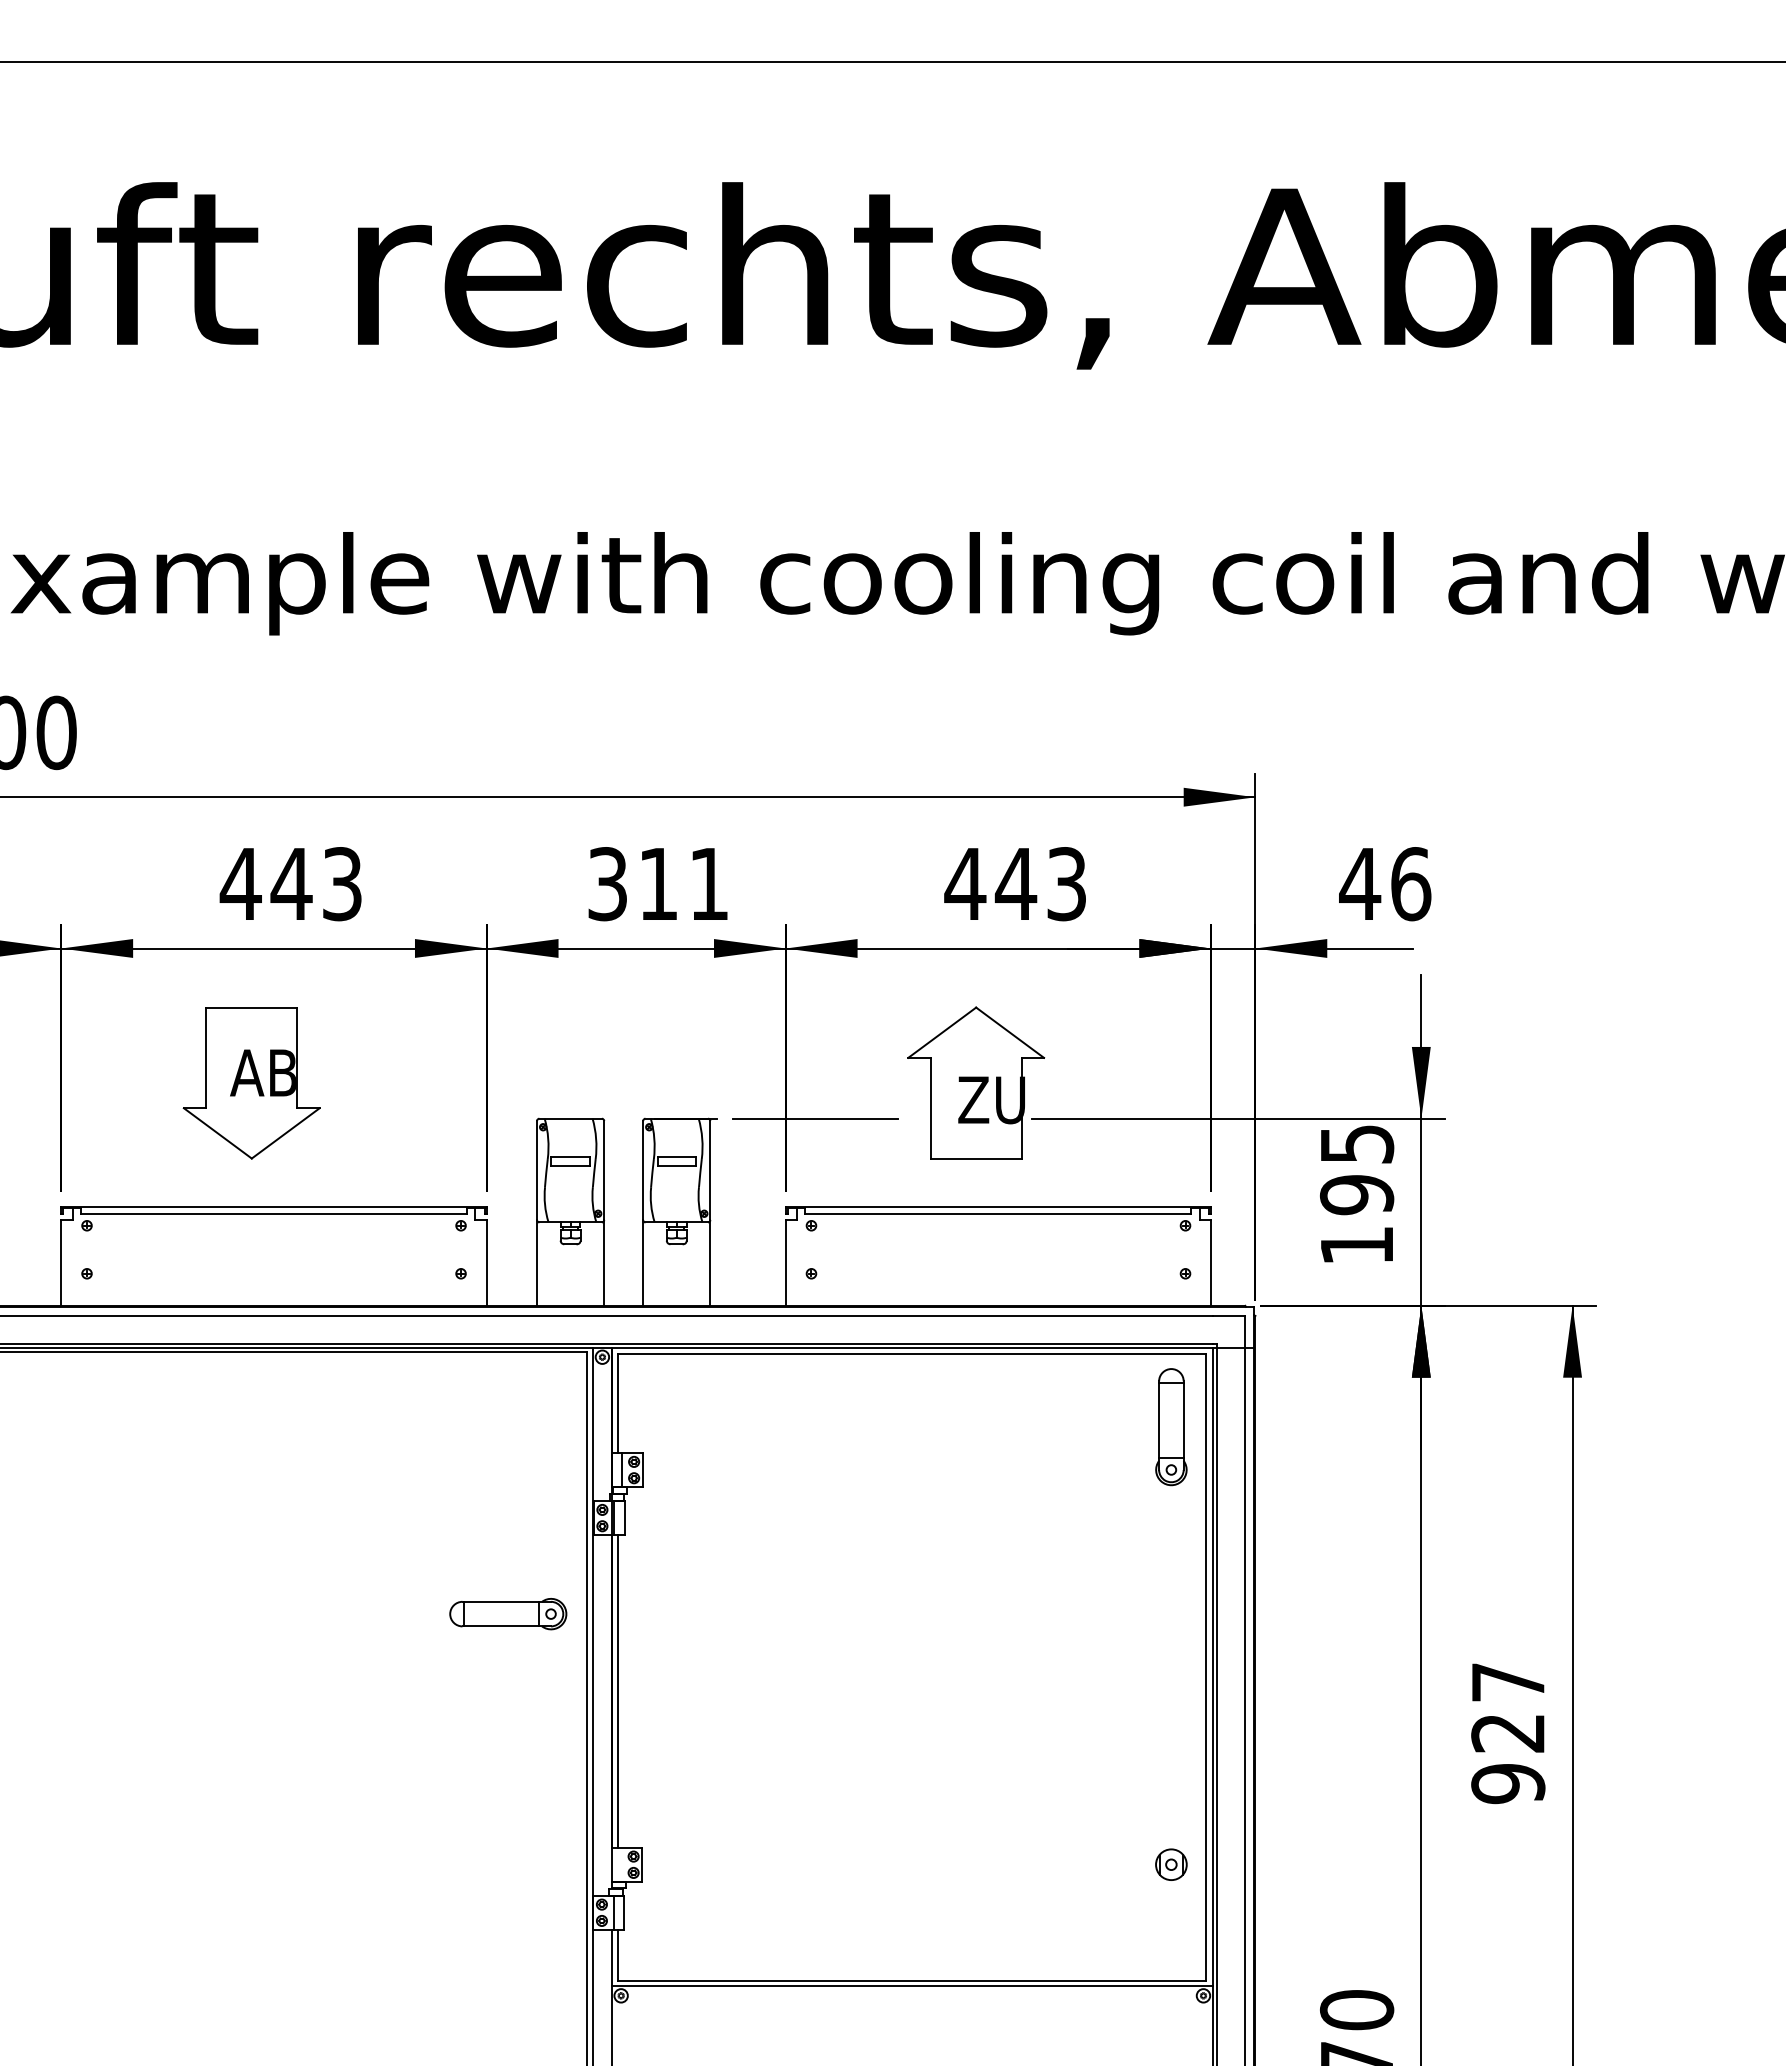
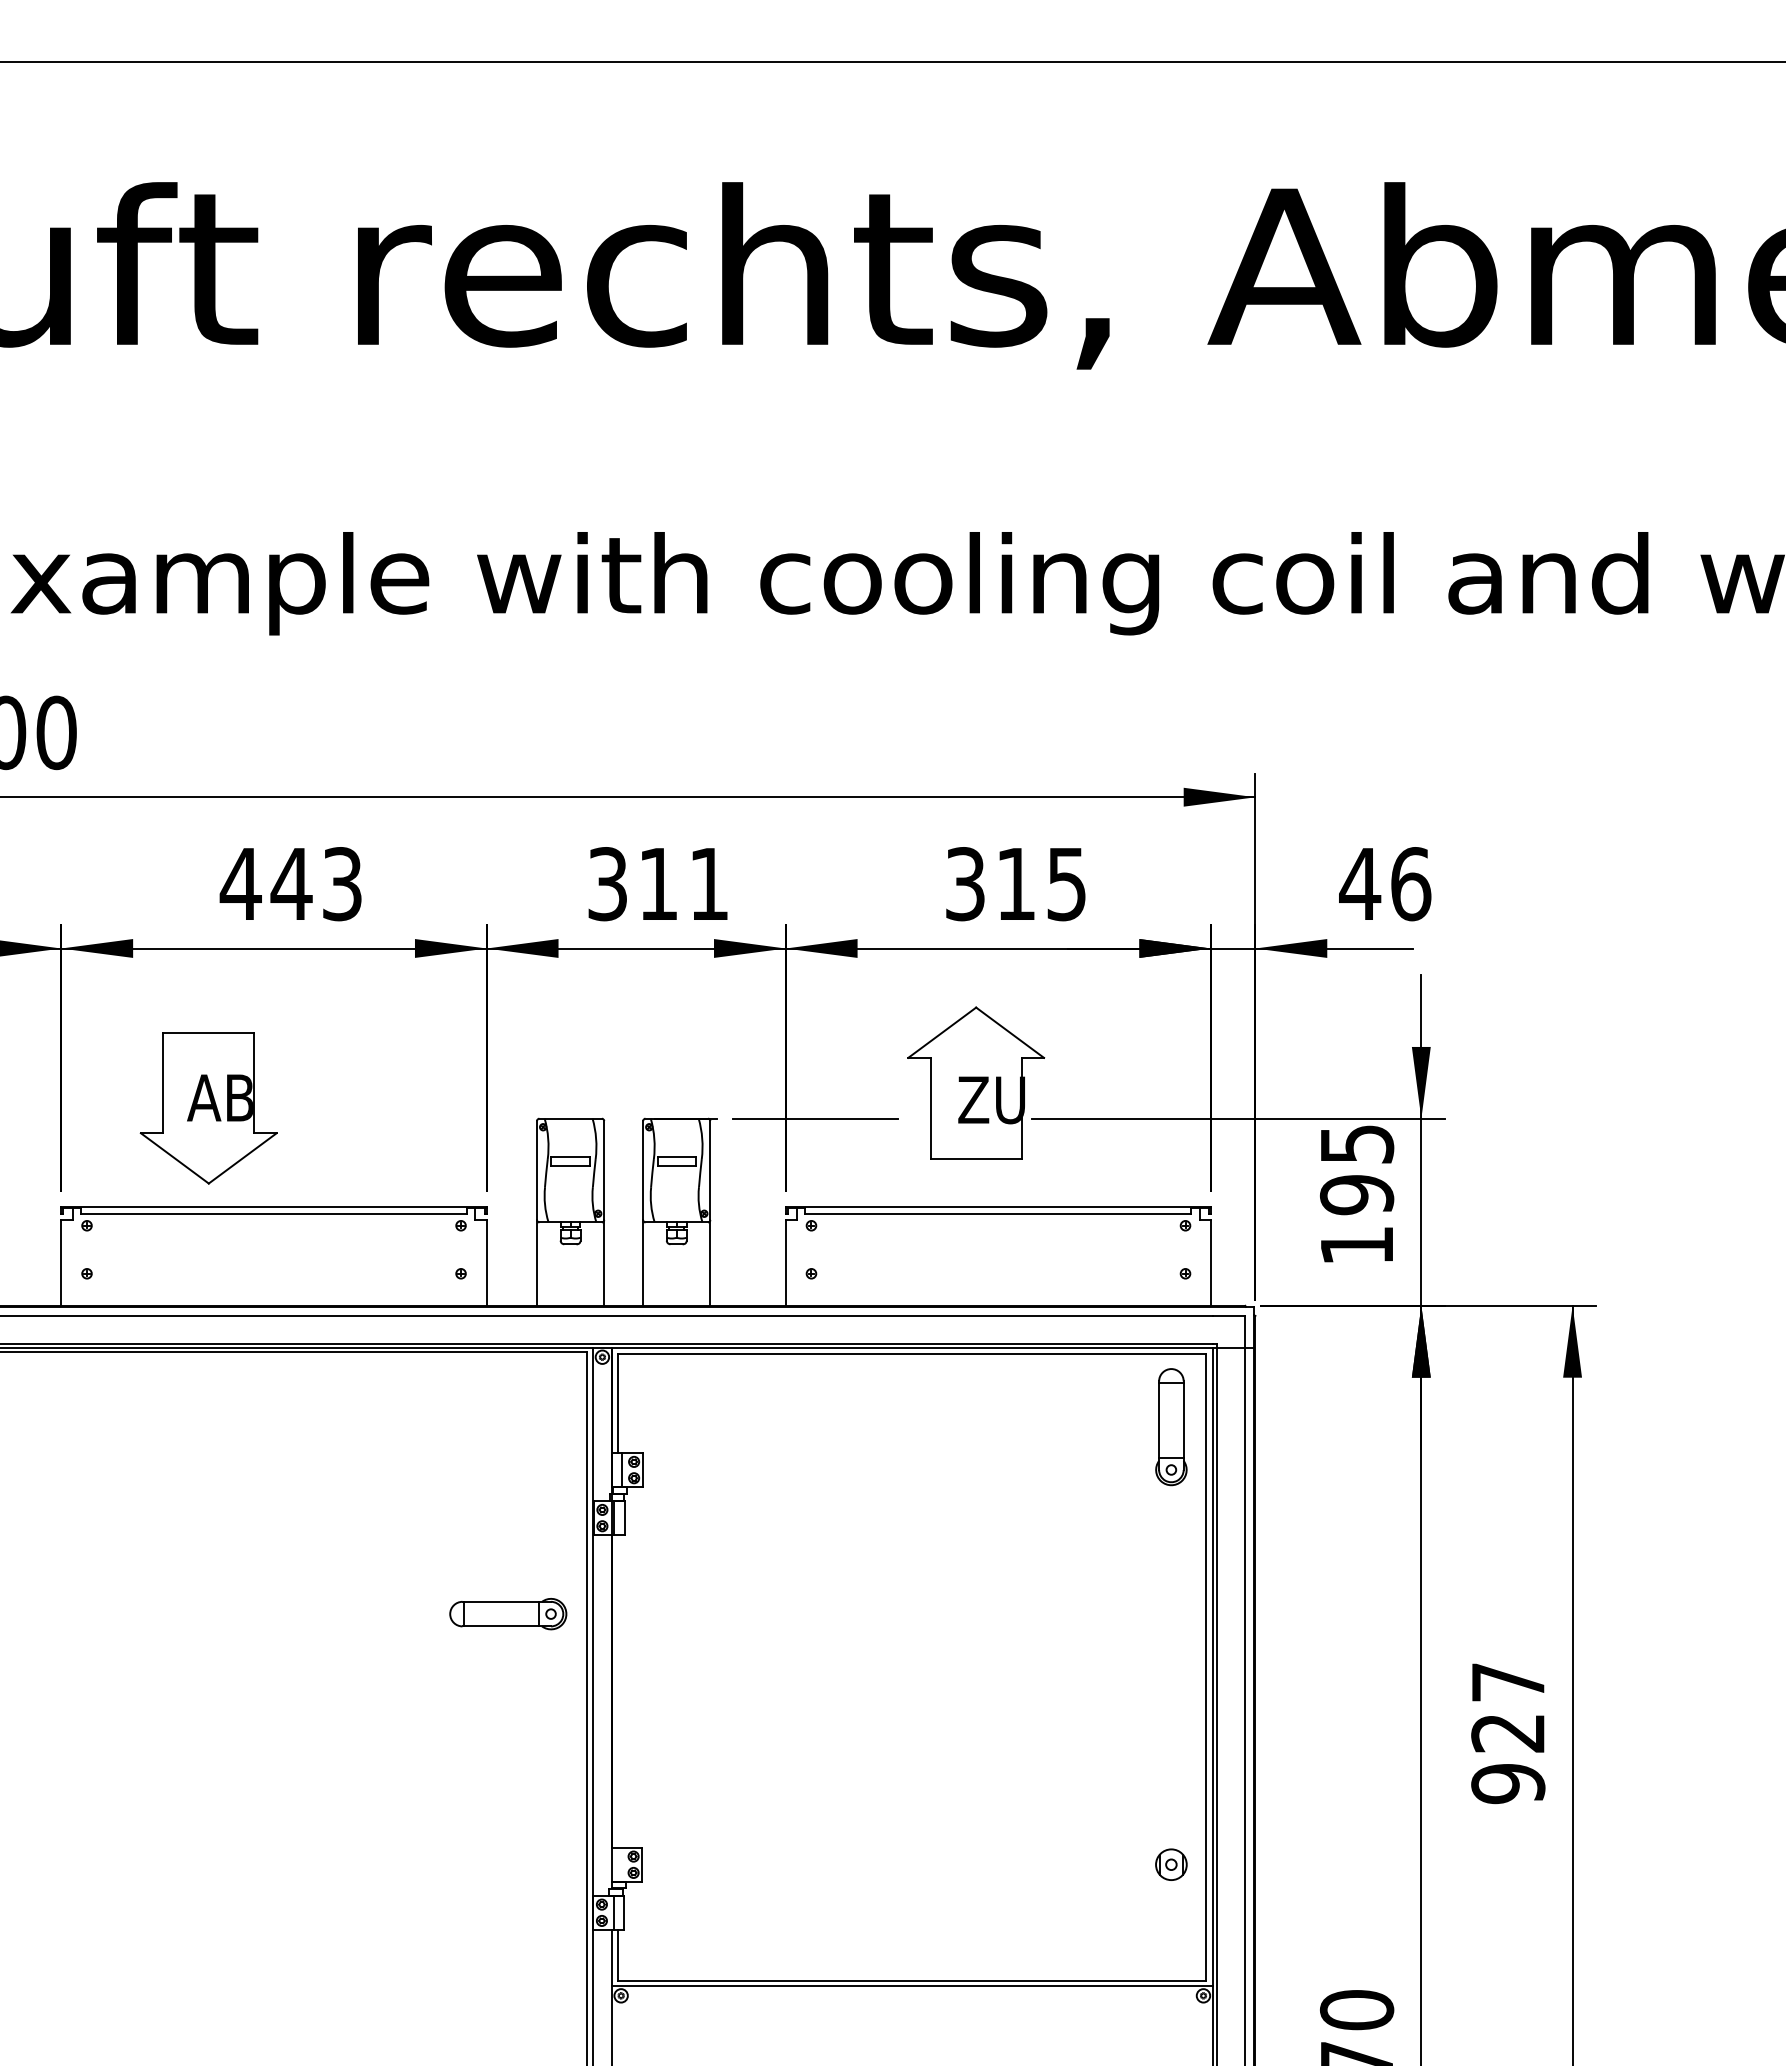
text: 443 -> 315 (1014, 884)
part position: (251, 1083) -> (208, 1108) (208, 1108)
line: present -> none (618, 1690)
